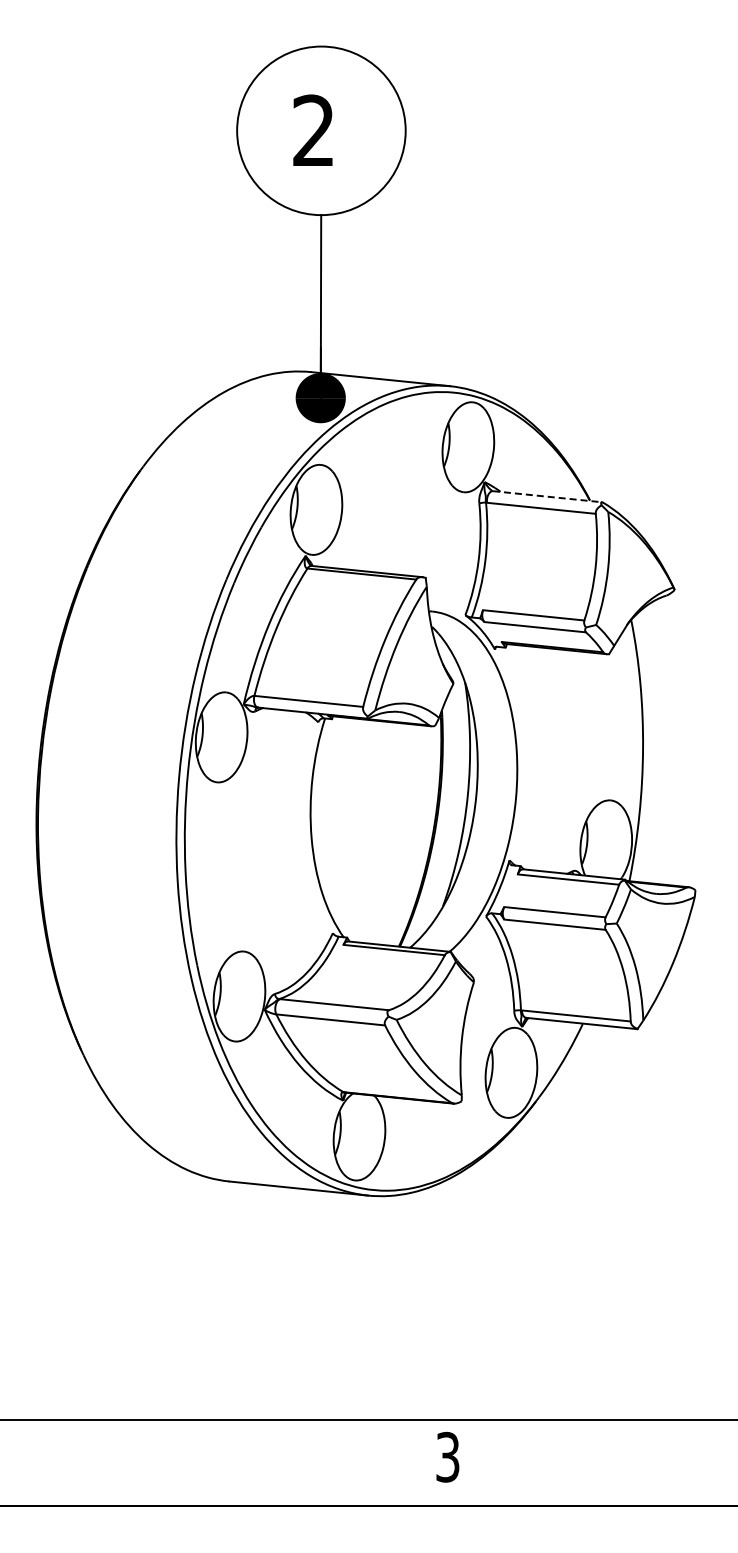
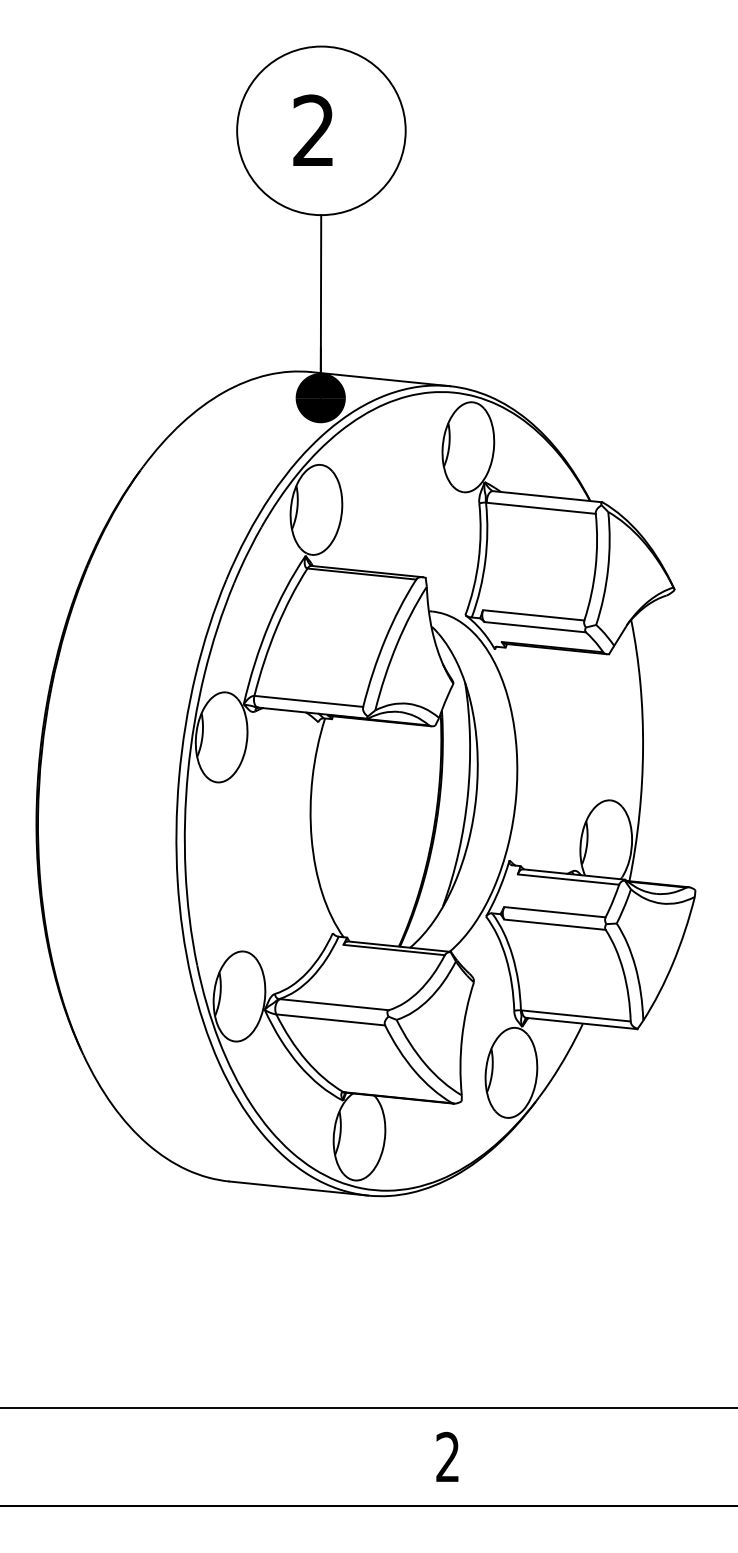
line: dashed -> solid (547, 496)
line position: (368, 1420) -> (368, 1408) (368, 1408)
text: 3 -> 2 (447, 1457)
